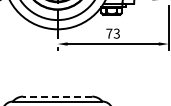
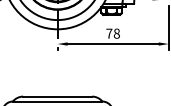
text: 73 -> 78 (116, 33)
line: dashed -> solid (57, 96)
